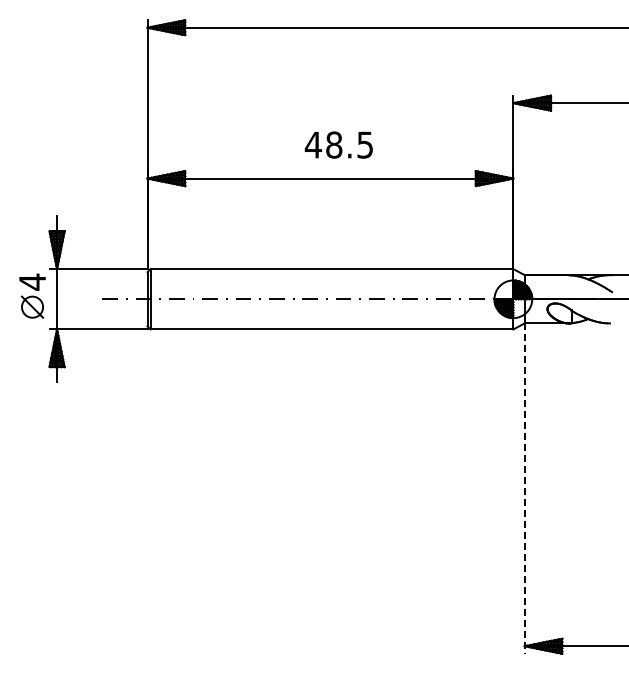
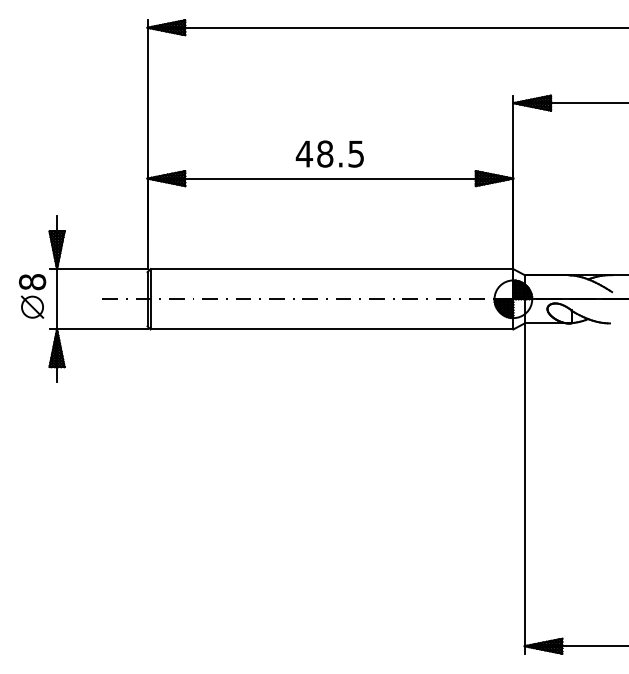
text position: (338, 144) -> (329, 153) (329, 153)
text: 4 -> 8 (32, 281)
line: dashed -> solid (524, 489)
